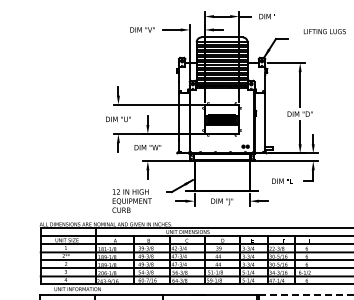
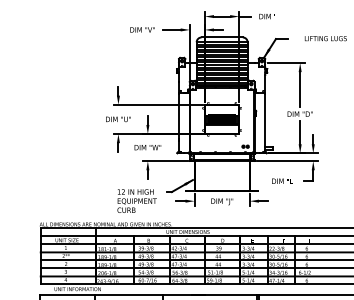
text position: (324, 31) -> (325, 38) (325, 38)
text position: (131, 200) -> (136, 200) (136, 200)
line: dashed -> solid (306, 294)
